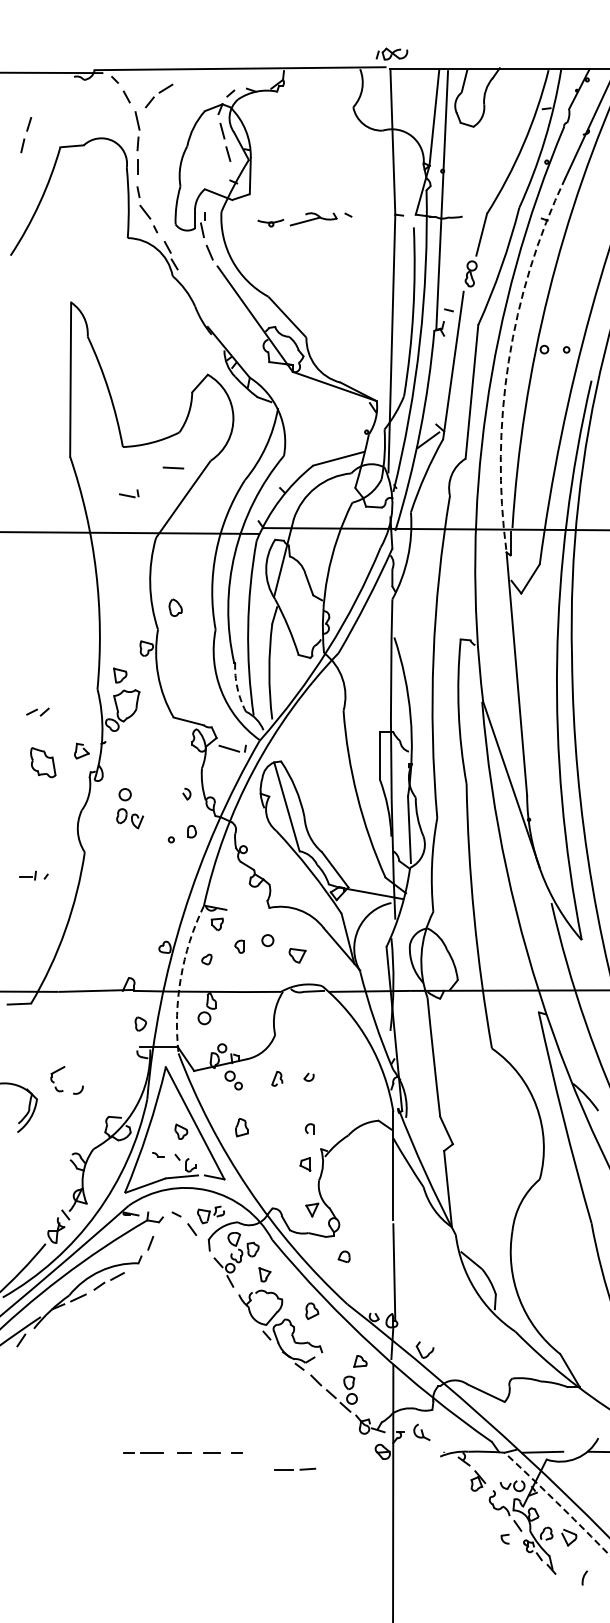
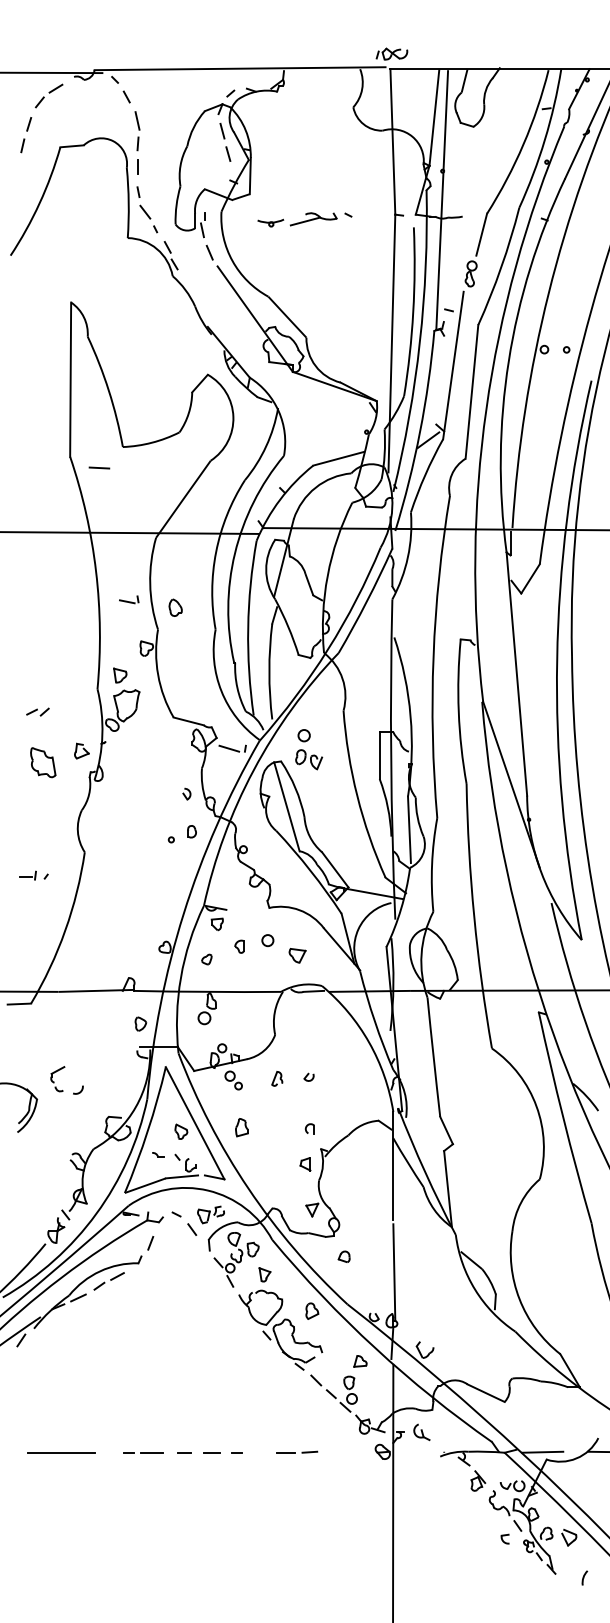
part position: (158, 95) -> (48, 95) (48, 95)
arc: dashed -> solid (508, 361)
line position: (173, 467) -> (99, 467) (99, 467)
part position: (129, 493) -> (129, 599) (129, 599)
arc: dashed -> solid (237, 687)
part position: (130, 808) -> (309, 749) (309, 749)
arc: dashed -> solid (180, 977)
line: none -> present (61, 1452)
part position: (295, 1468) -> (297, 1451) (297, 1451)
arc: dashed -> solid (558, 1503)
